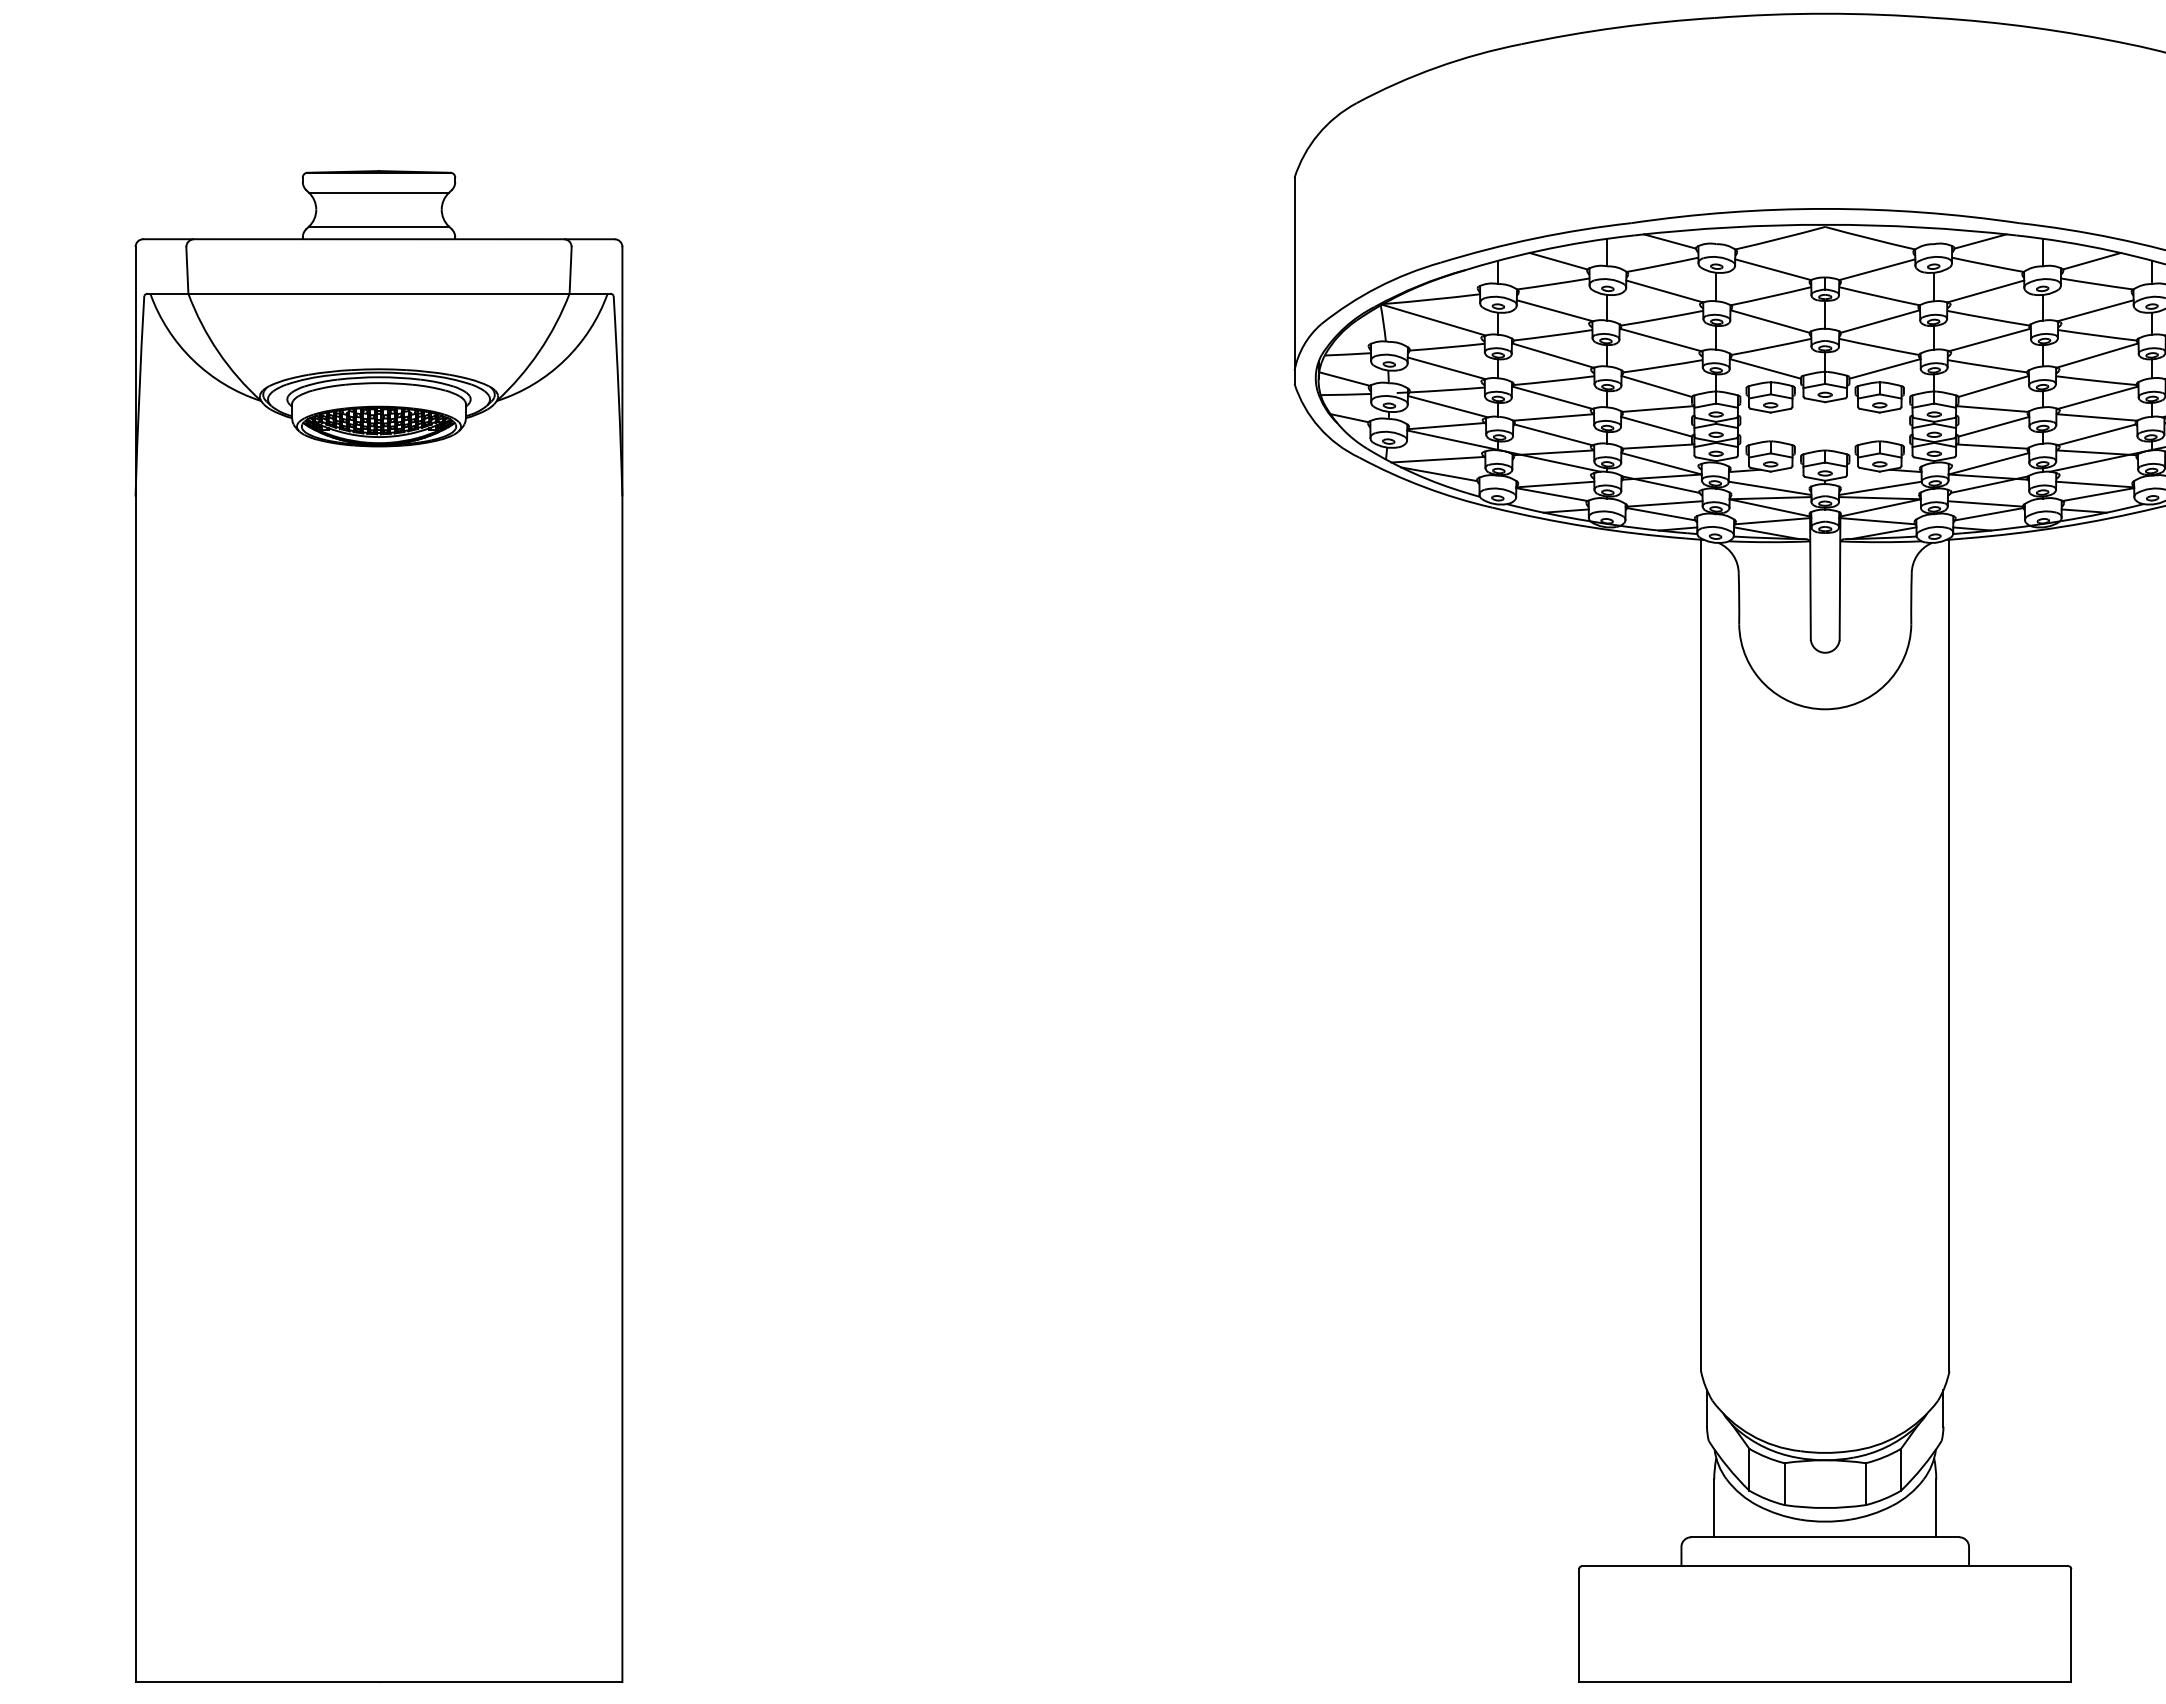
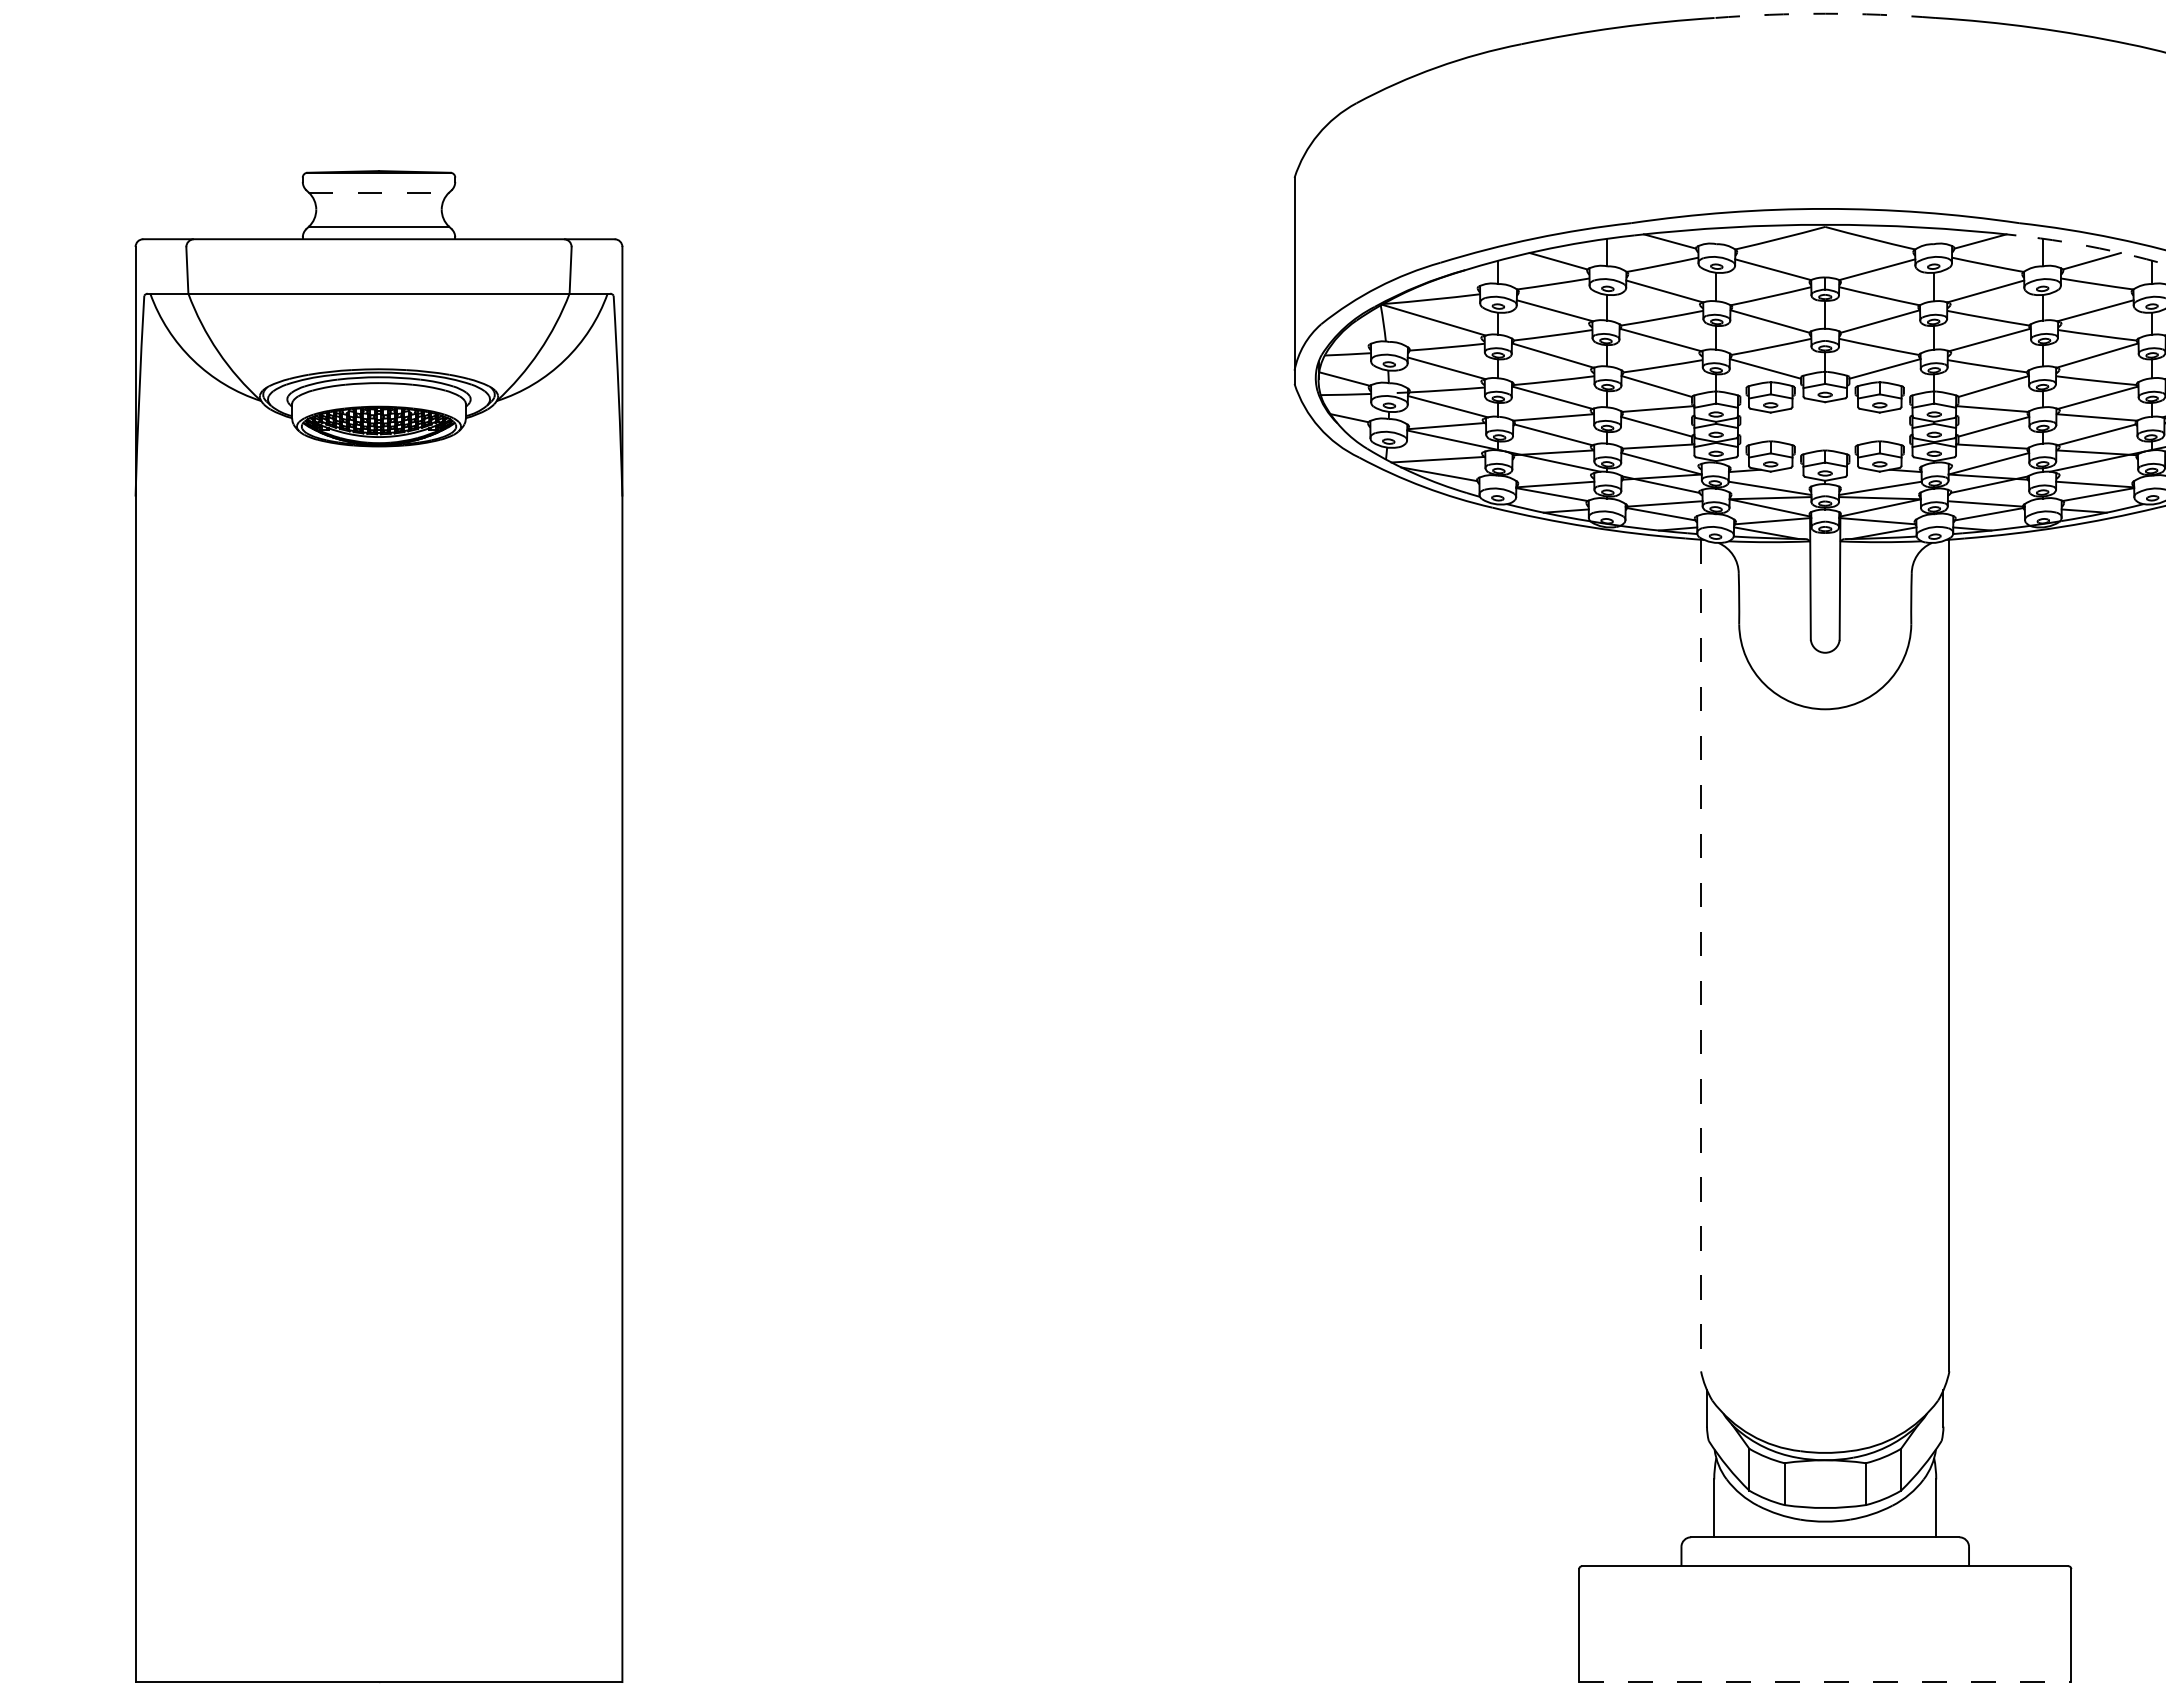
arc: solid -> dashed (1825, 13)
line: solid -> dashed (379, 192)
arc: solid -> dashed (2091, 246)
line: solid -> dashed (1701, 955)
line: solid -> dashed (1825, 1682)
